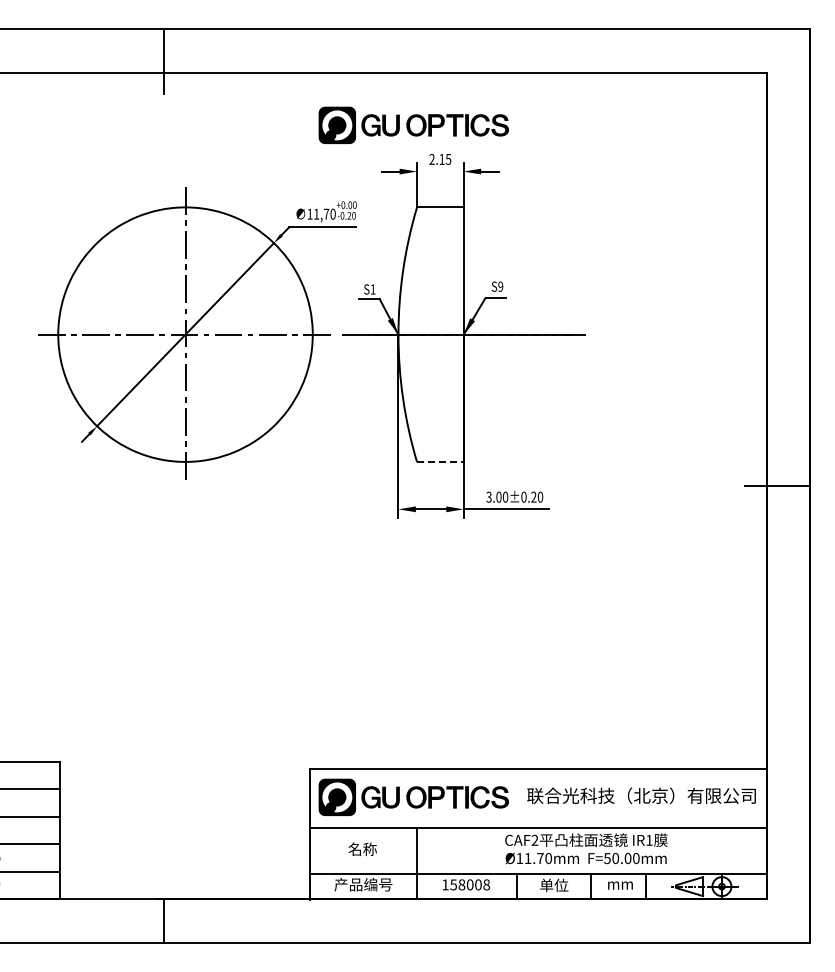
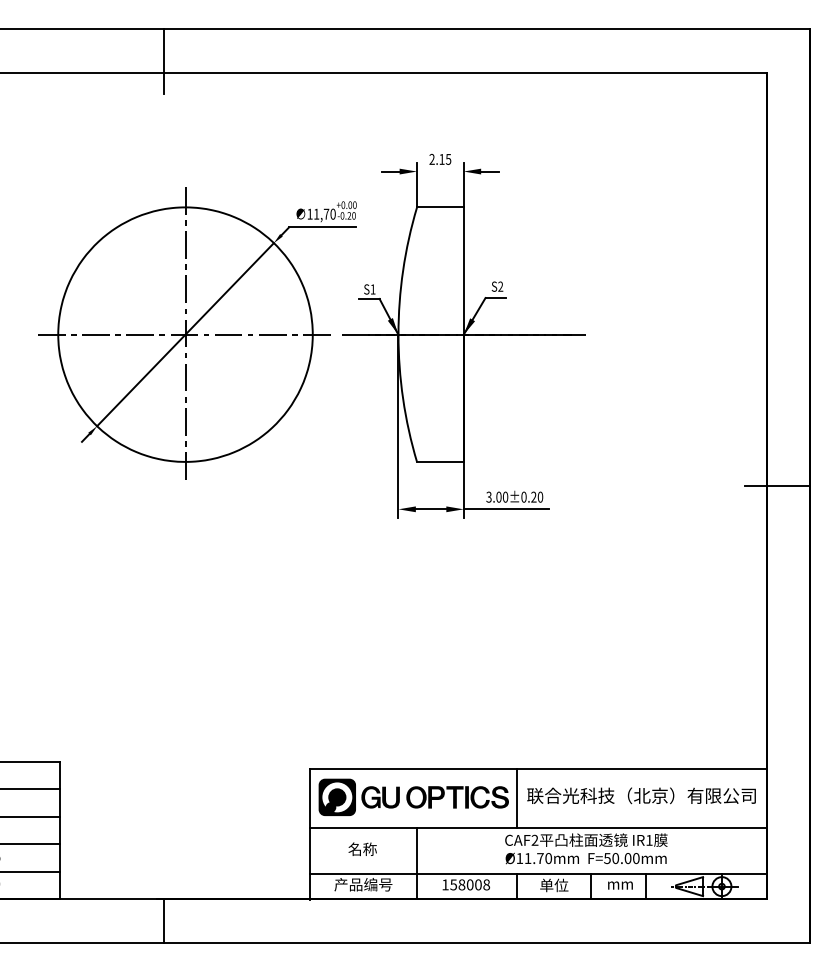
part: present -> none (413, 124)
text: S9 -> S2 (500, 286)
line: dashed -> solid (440, 462)
line: none -> present (516, 797)
